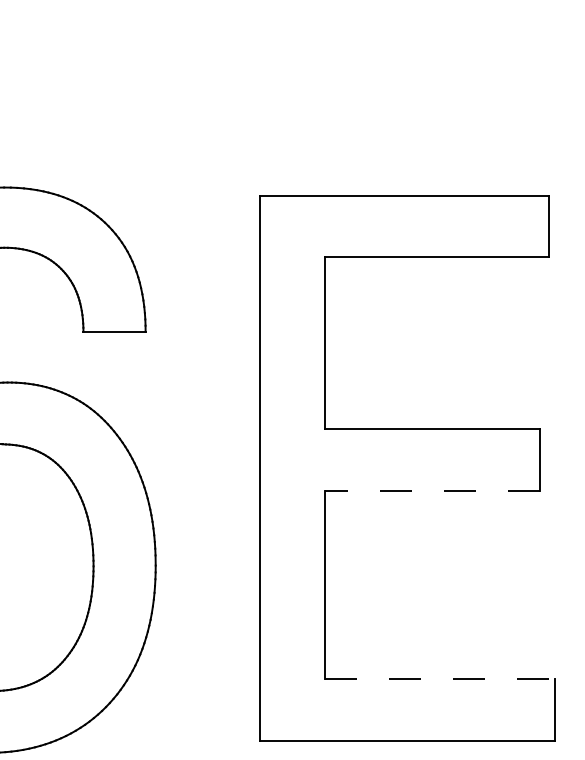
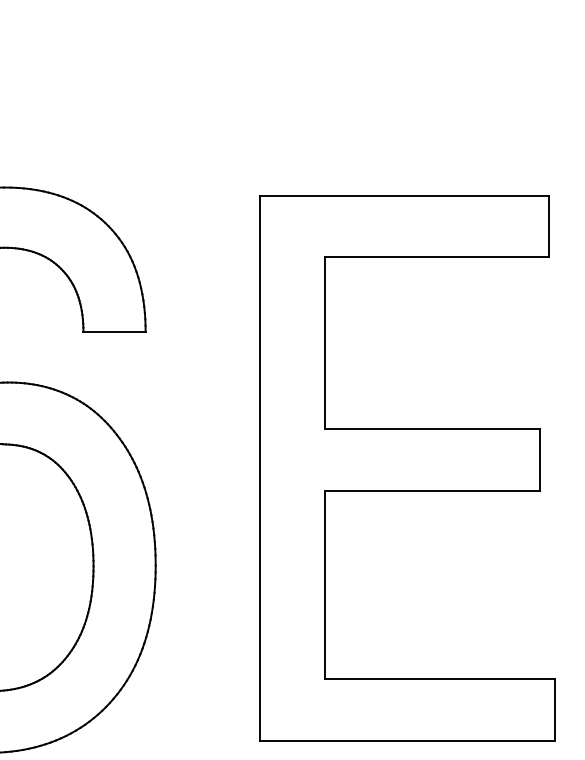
line: dashed -> solid (432, 491)
line: dashed -> solid (440, 678)
